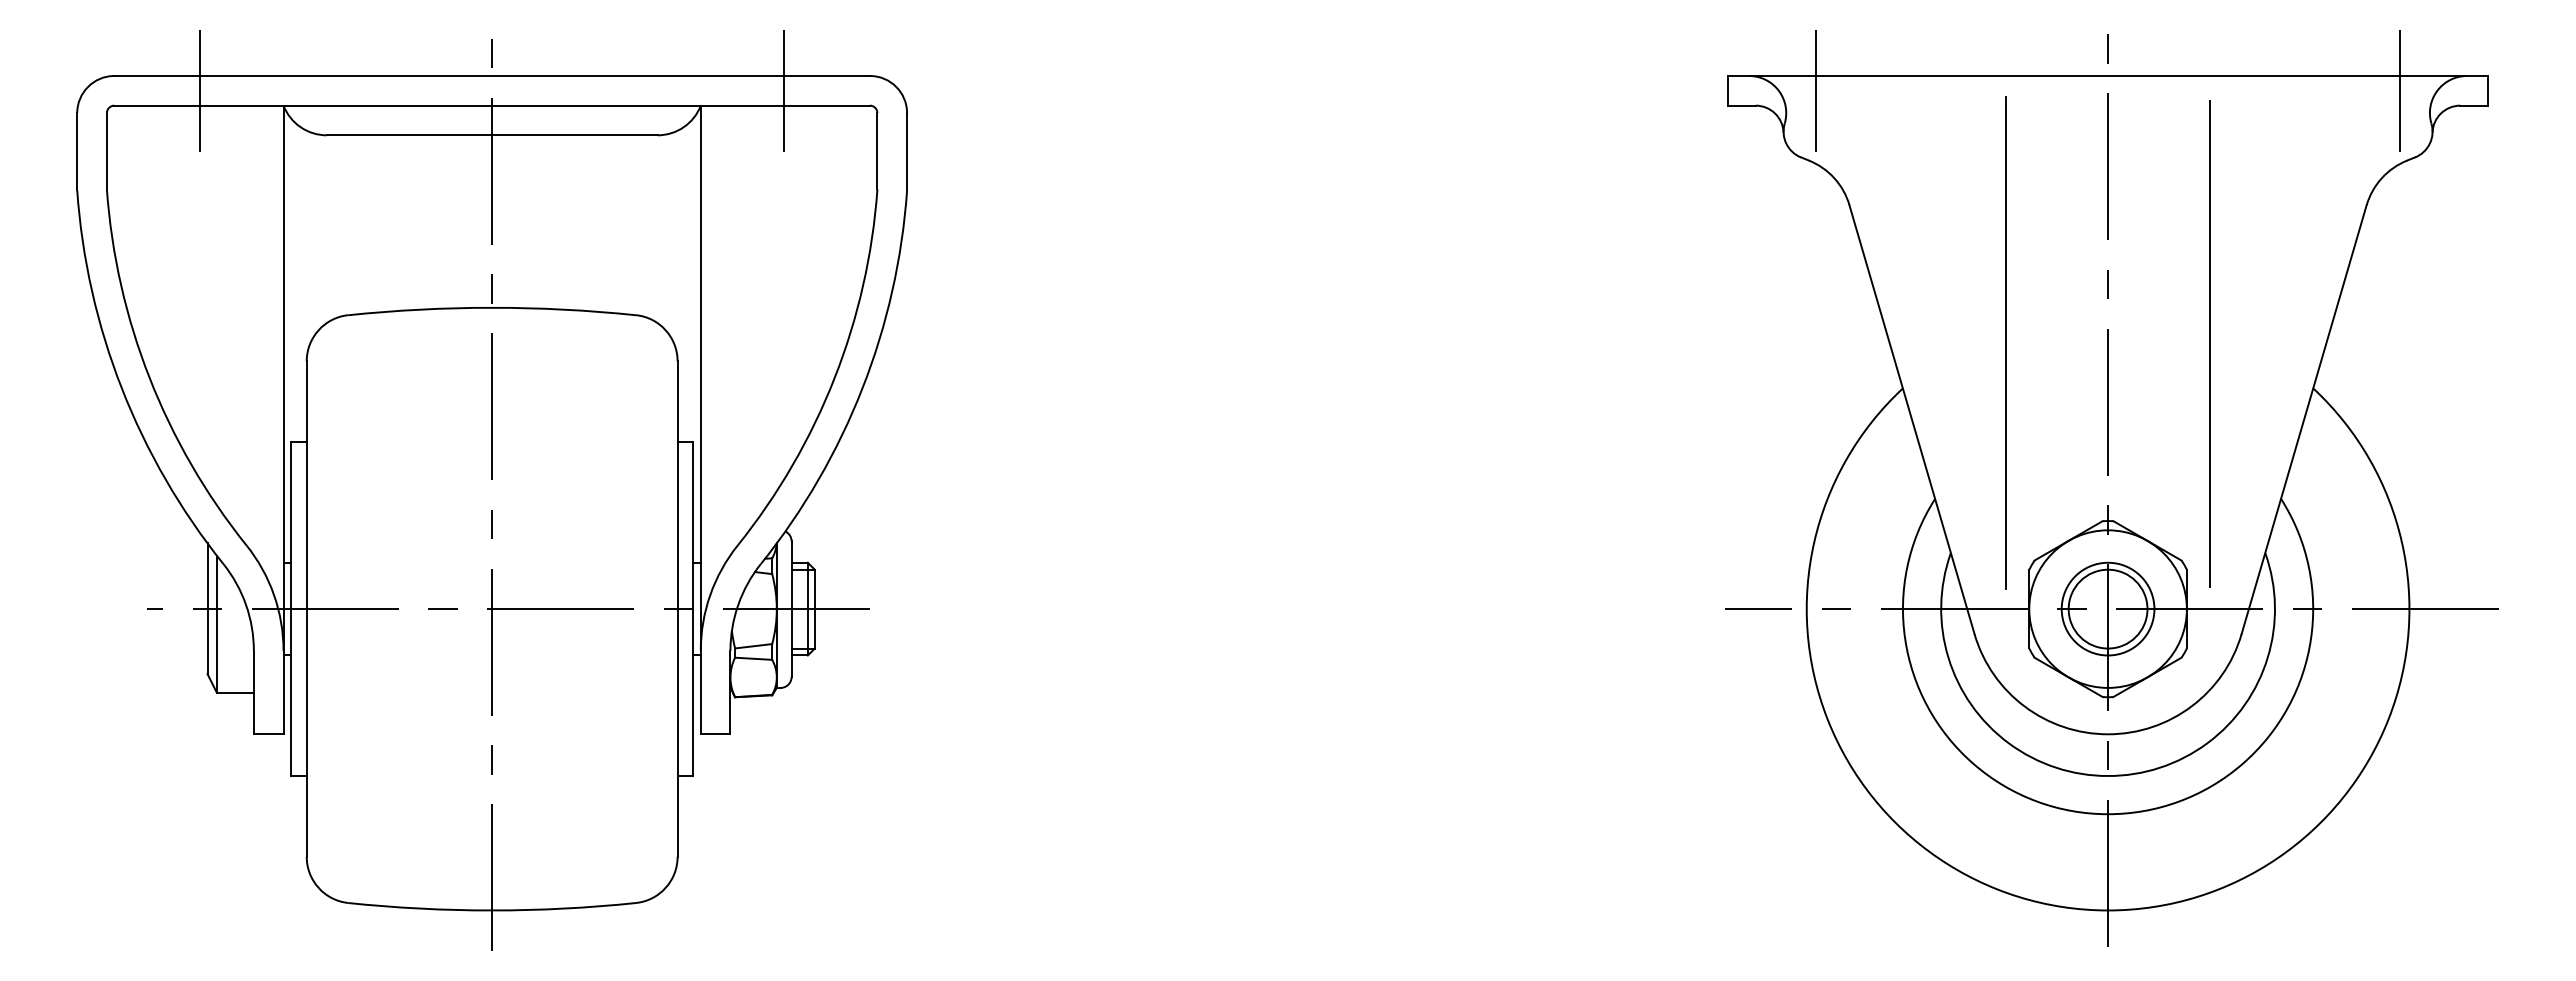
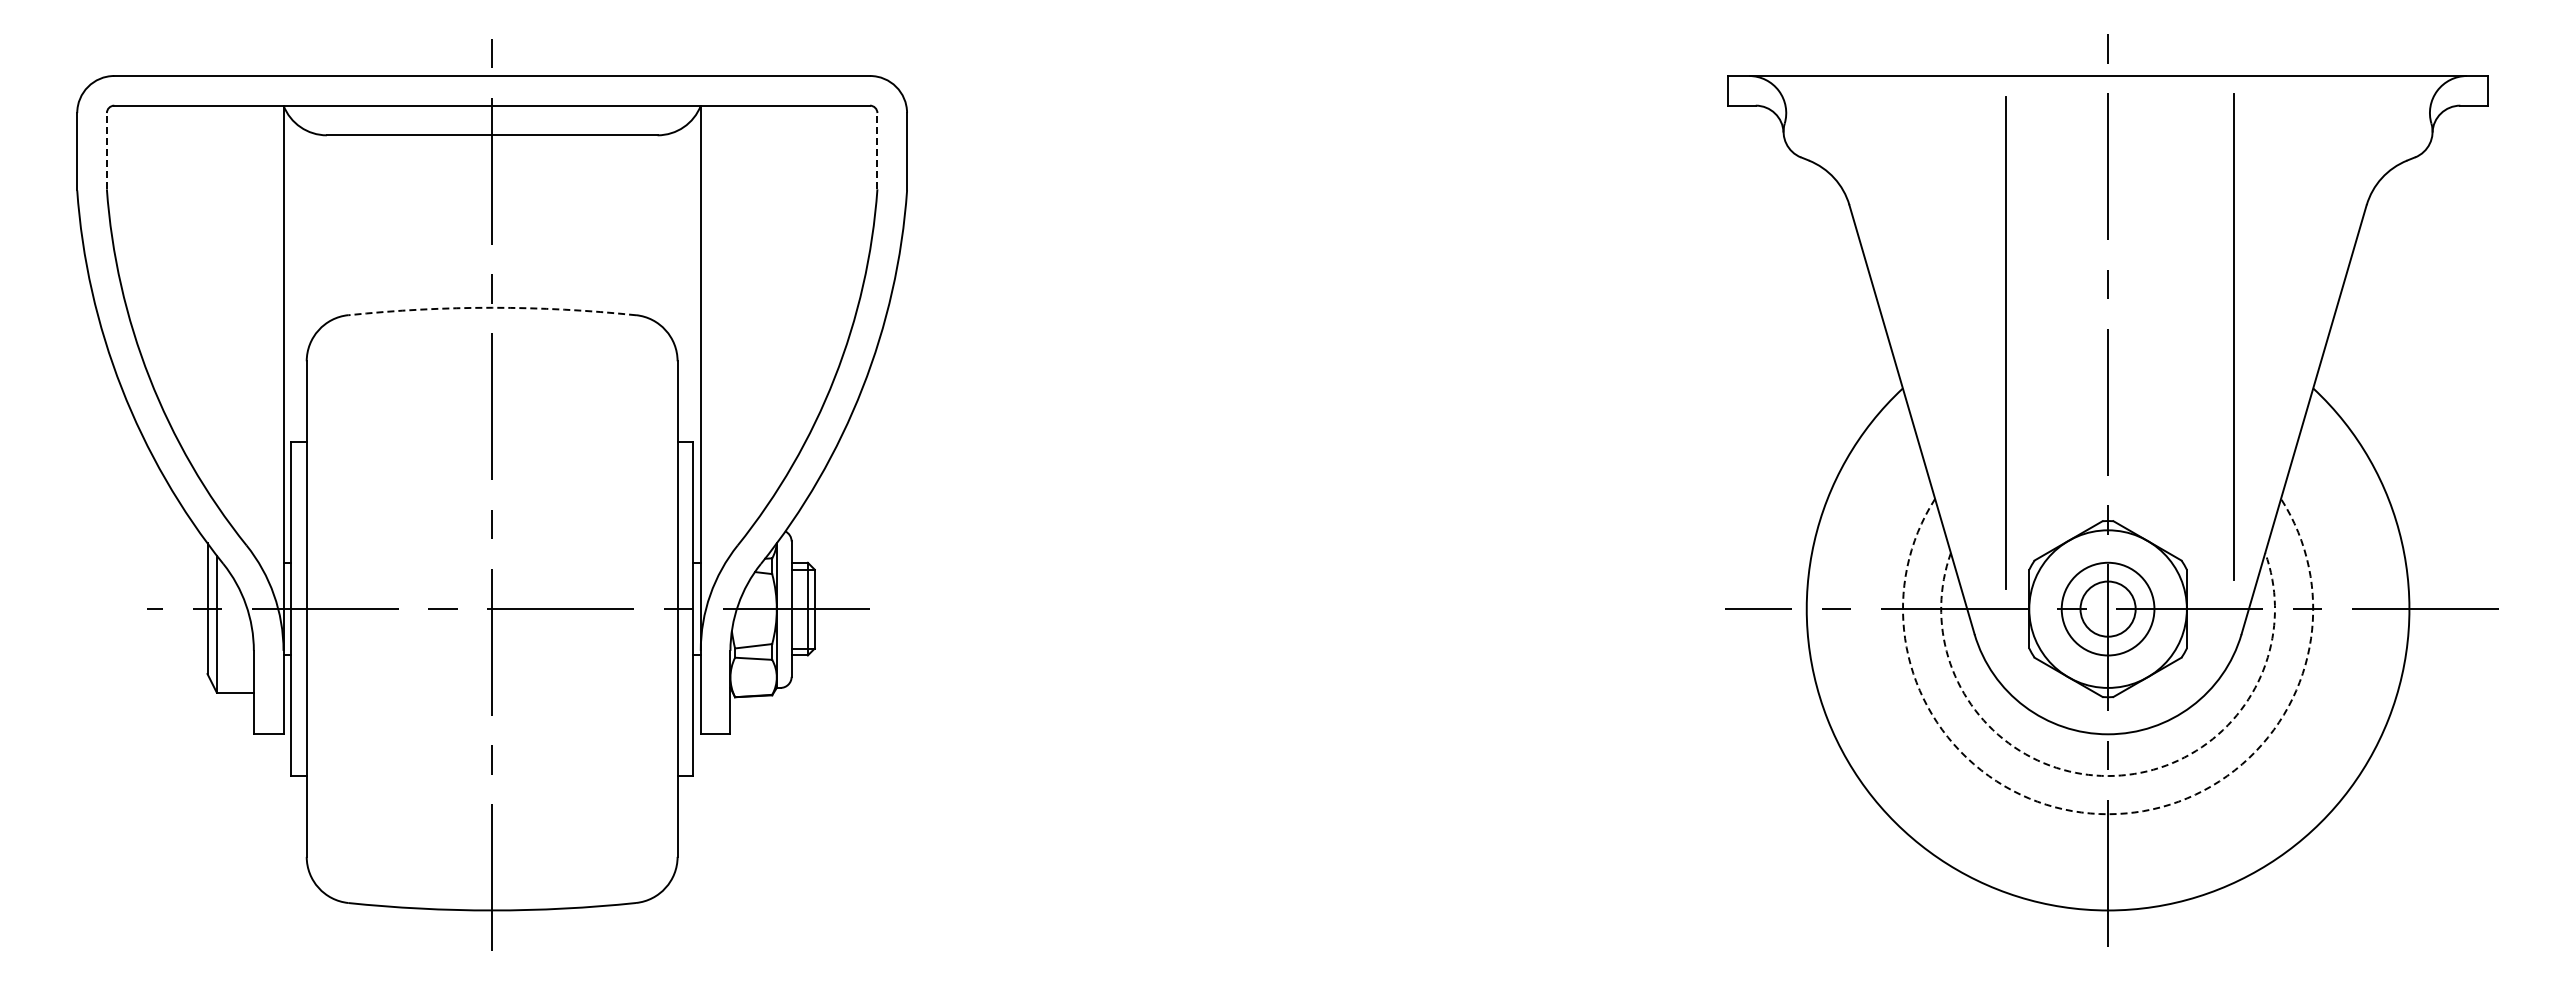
line: present -> none (200, 90)
line: present -> none (784, 90)
line: present -> none (1816, 90)
line: present -> none (2400, 90)
line: solid -> dashed (106, 150)
line: solid -> dashed (877, 150)
arc: solid -> dashed (492, 307)
line position: (2209, 343) -> (2233, 336) (2233, 336)
circle diameter: 79 px -> 55 px (2107, 608)
arc: solid -> dashed (2108, 776)
arc: solid -> dashed (2108, 814)
